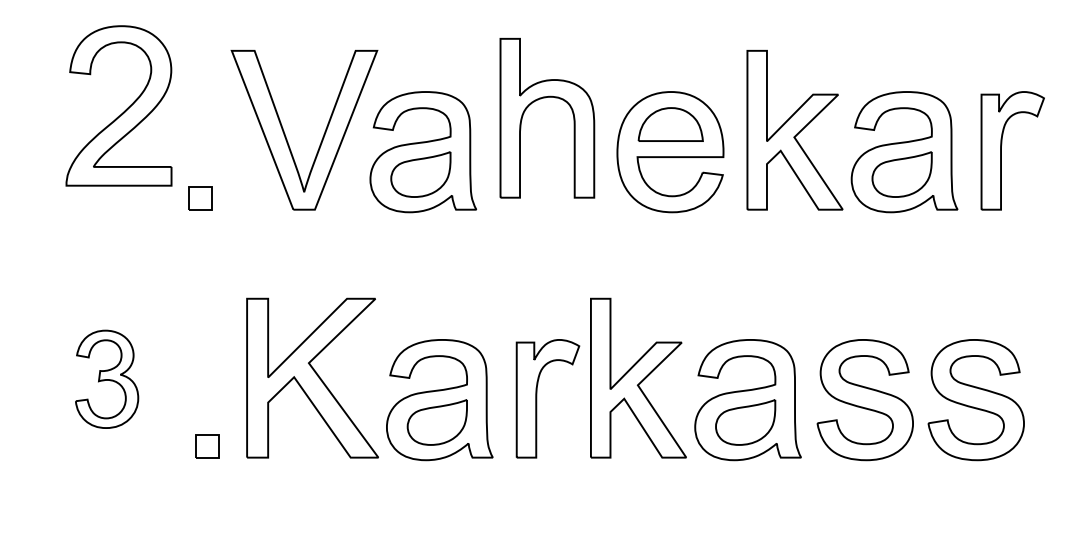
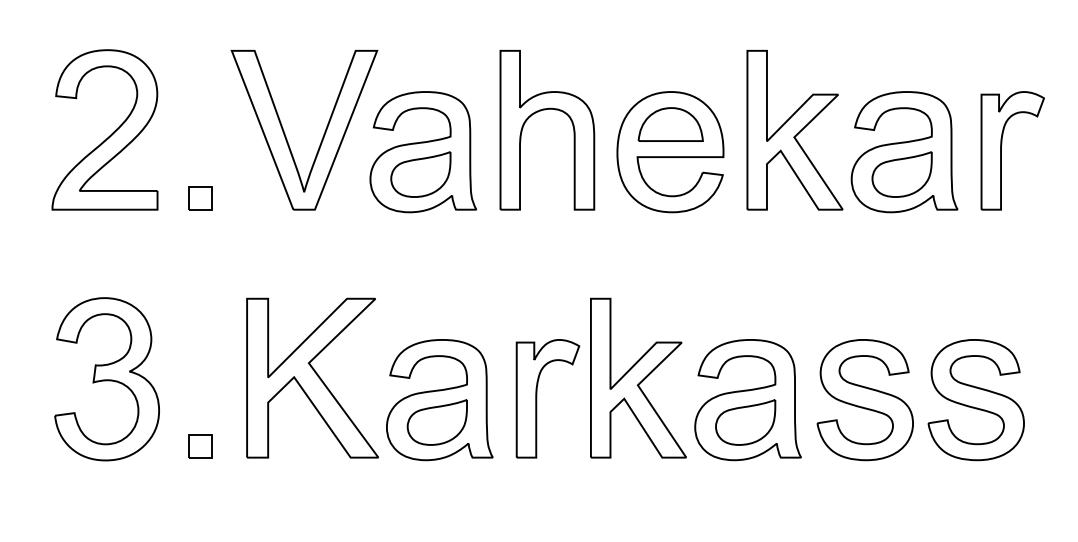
part position: (541, 99) -> (541, 111) (541, 111)
part position: (124, 110) -> (110, 134) (110, 134)
part size: 65x100 px -> 106x165 px (106, 379)
part position: (207, 446) -> (200, 446) (200, 446)
